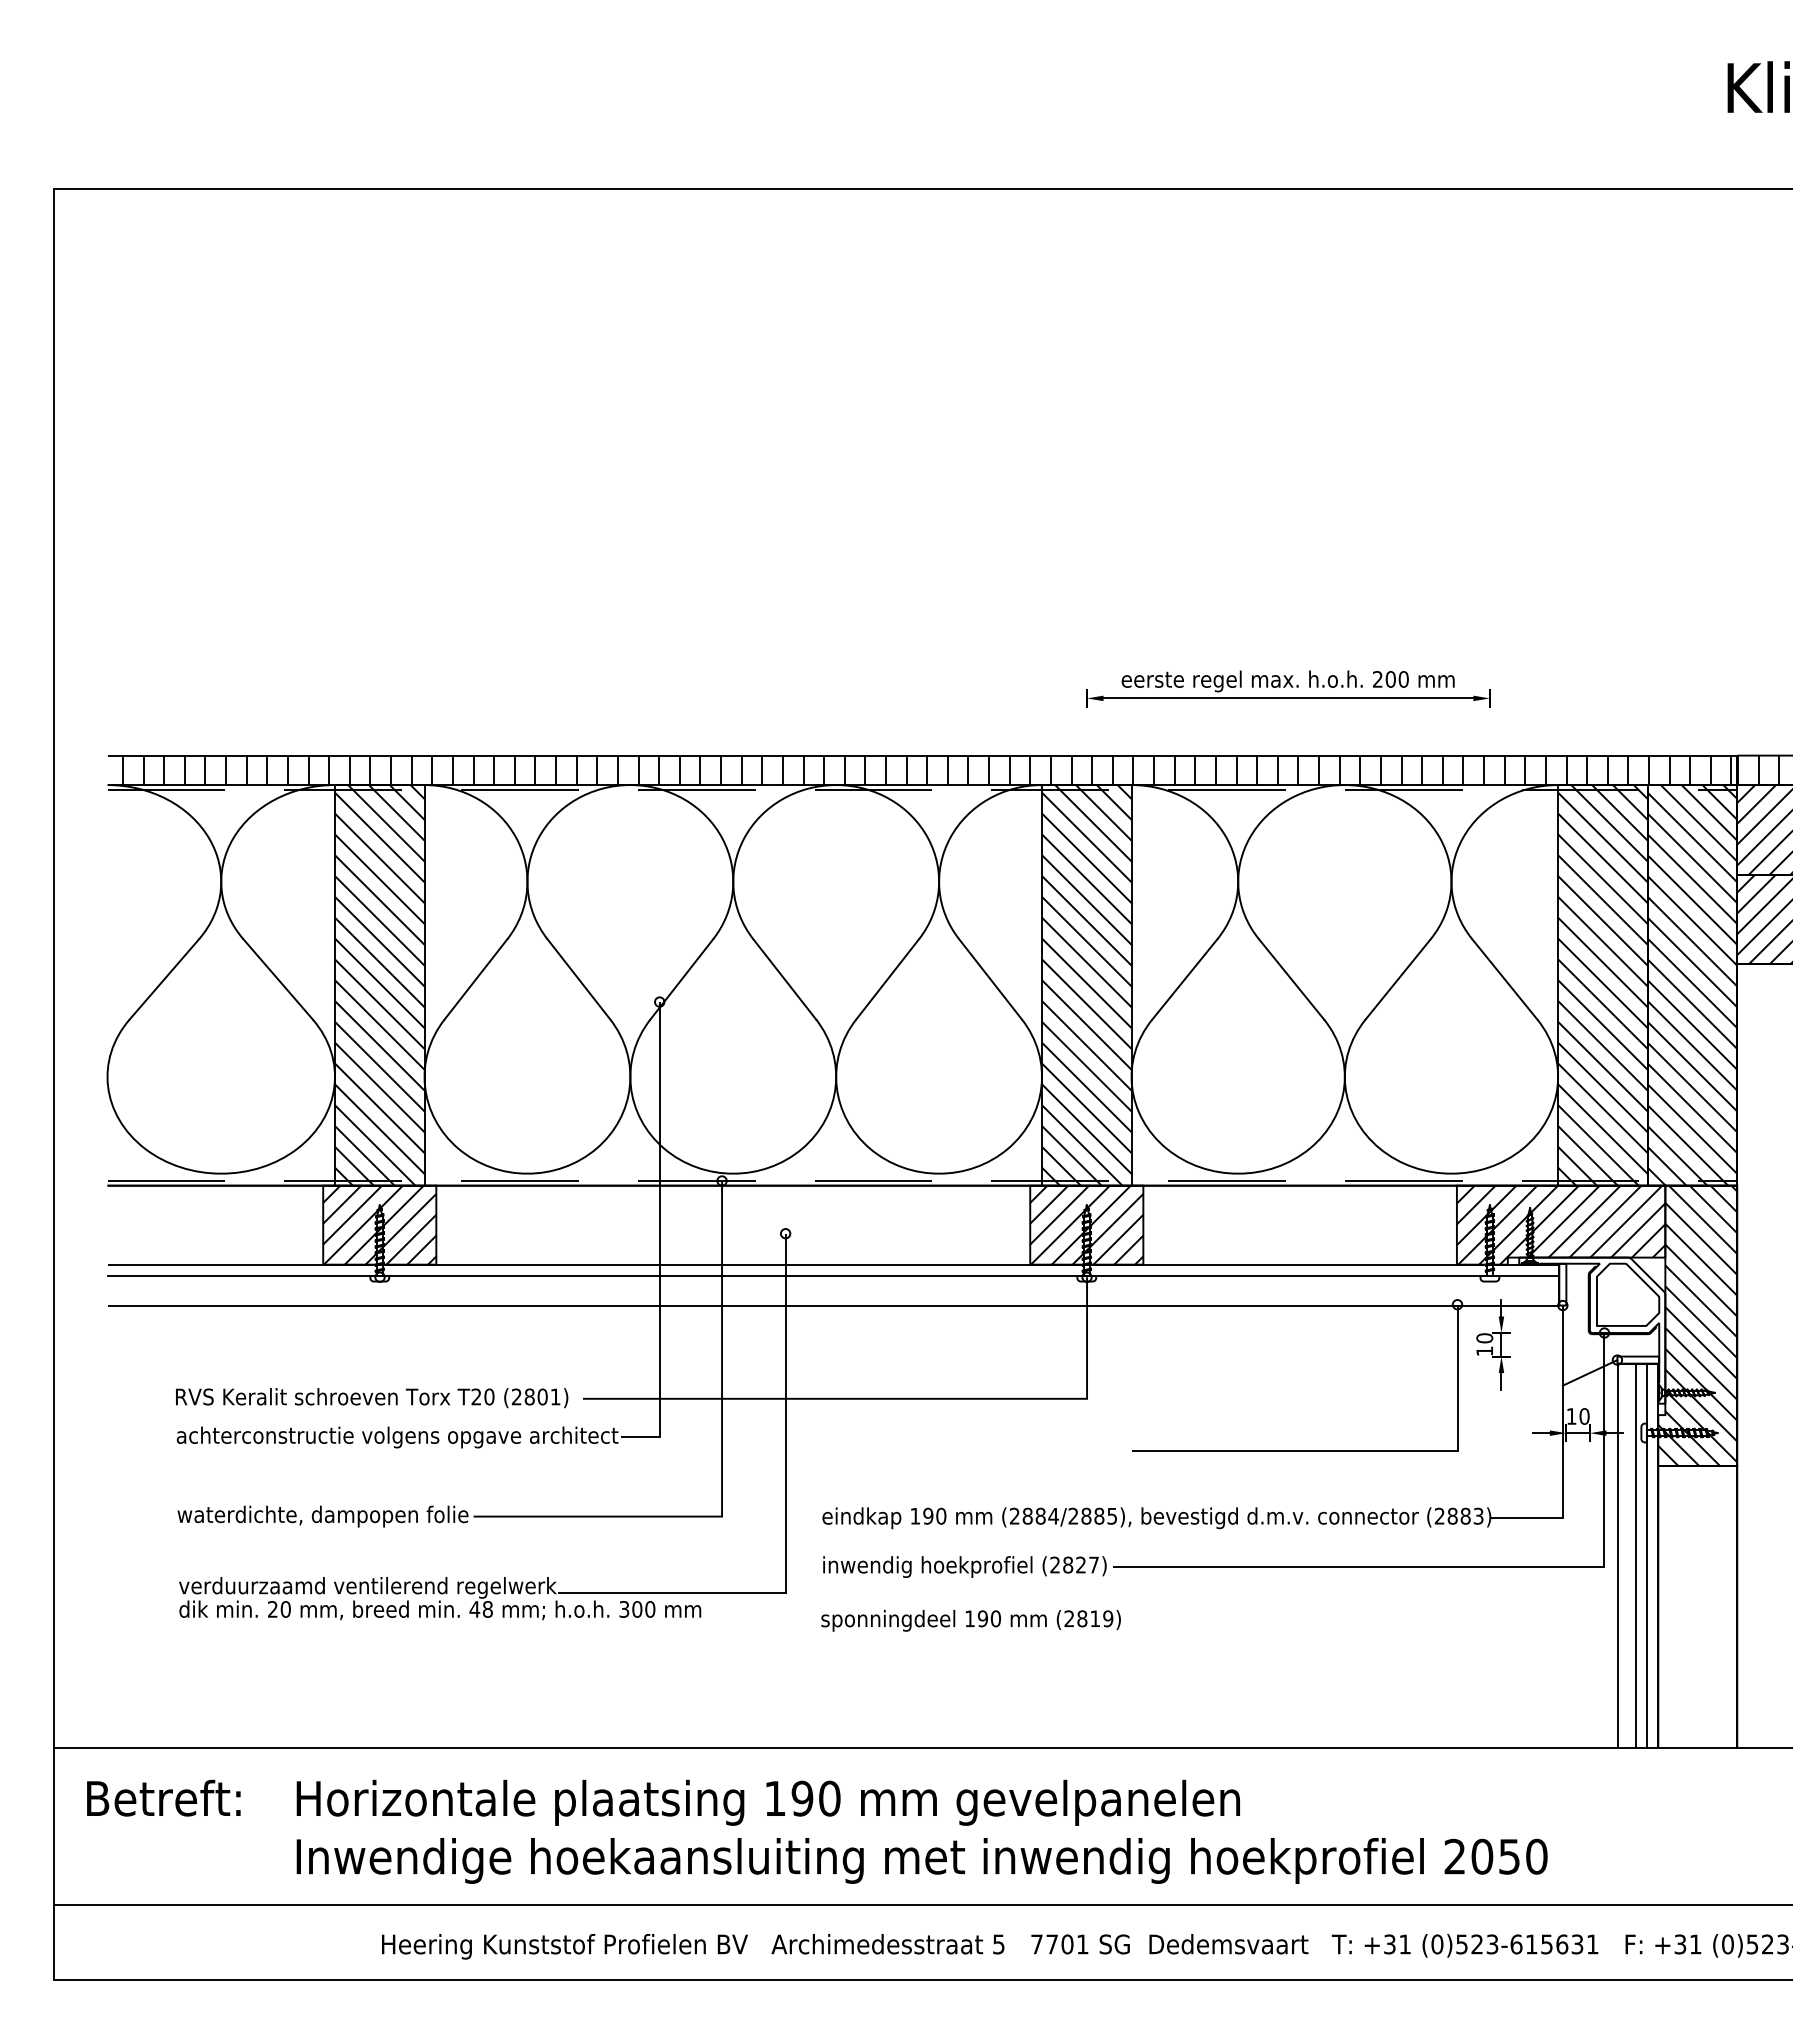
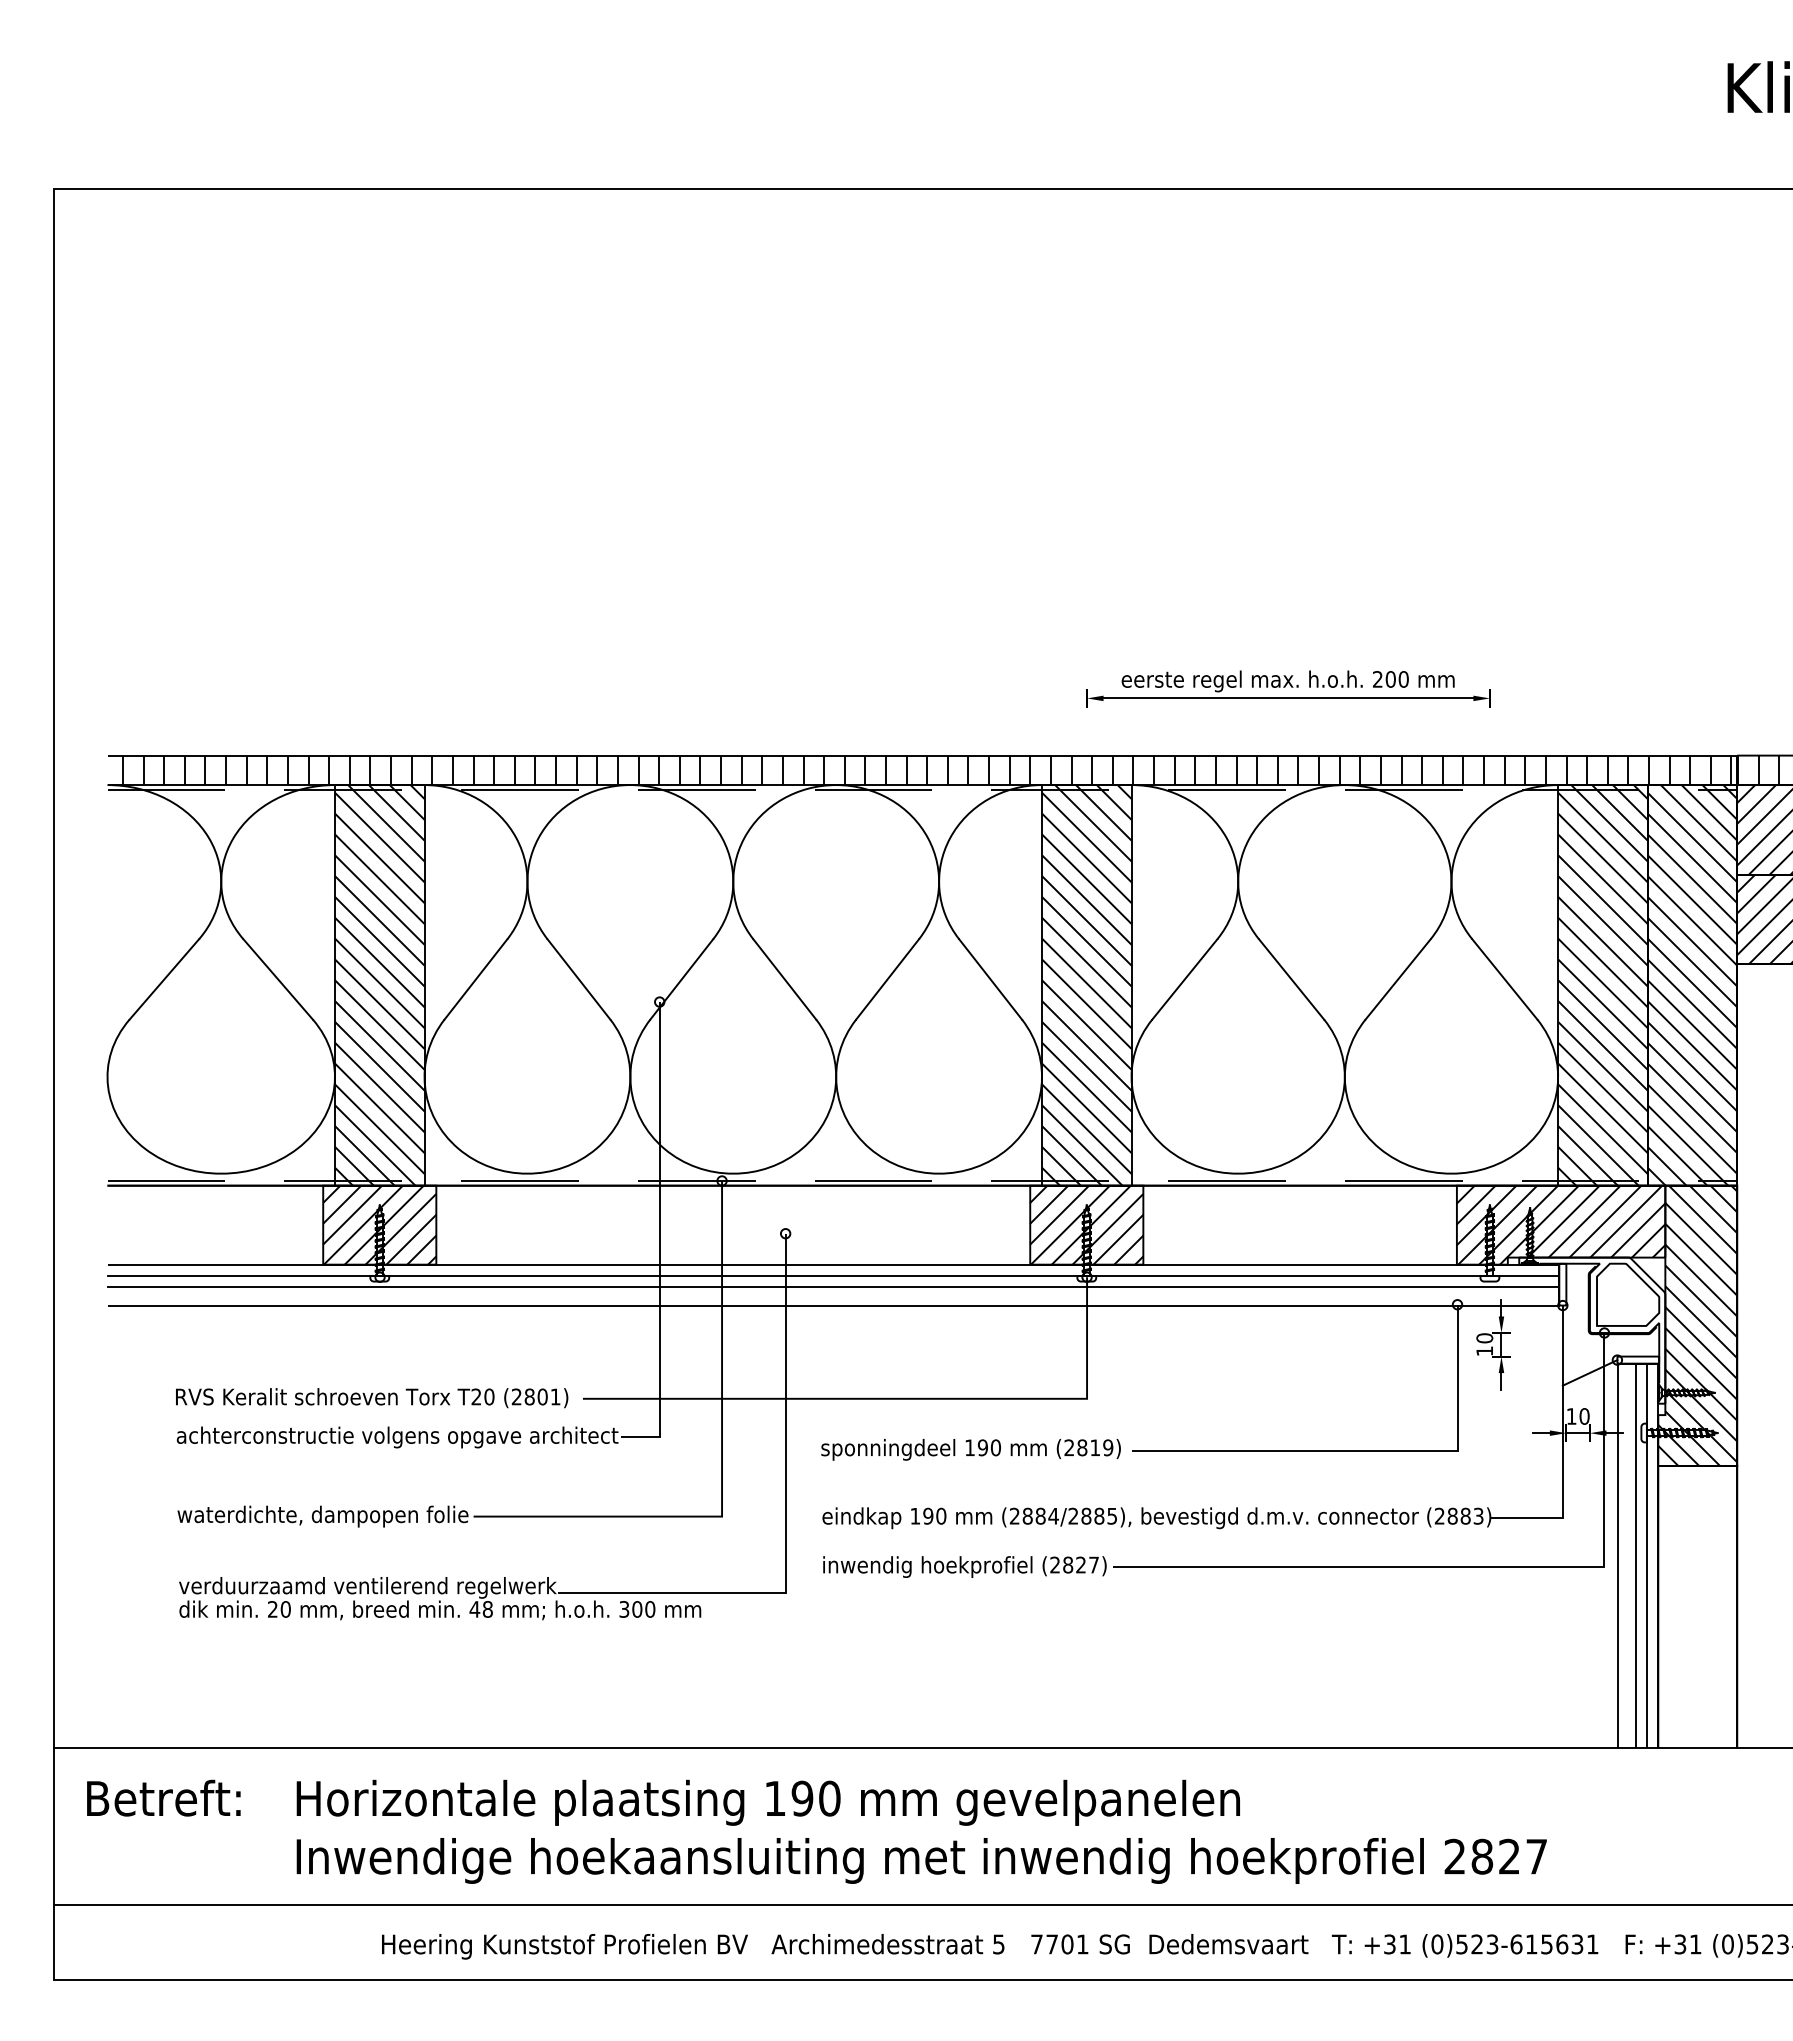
line: none -> present (833, 1286)
text position: (970, 1620) -> (970, 1449) (970, 1449)
text: 2050 -> 2827 (1509, 1856)
